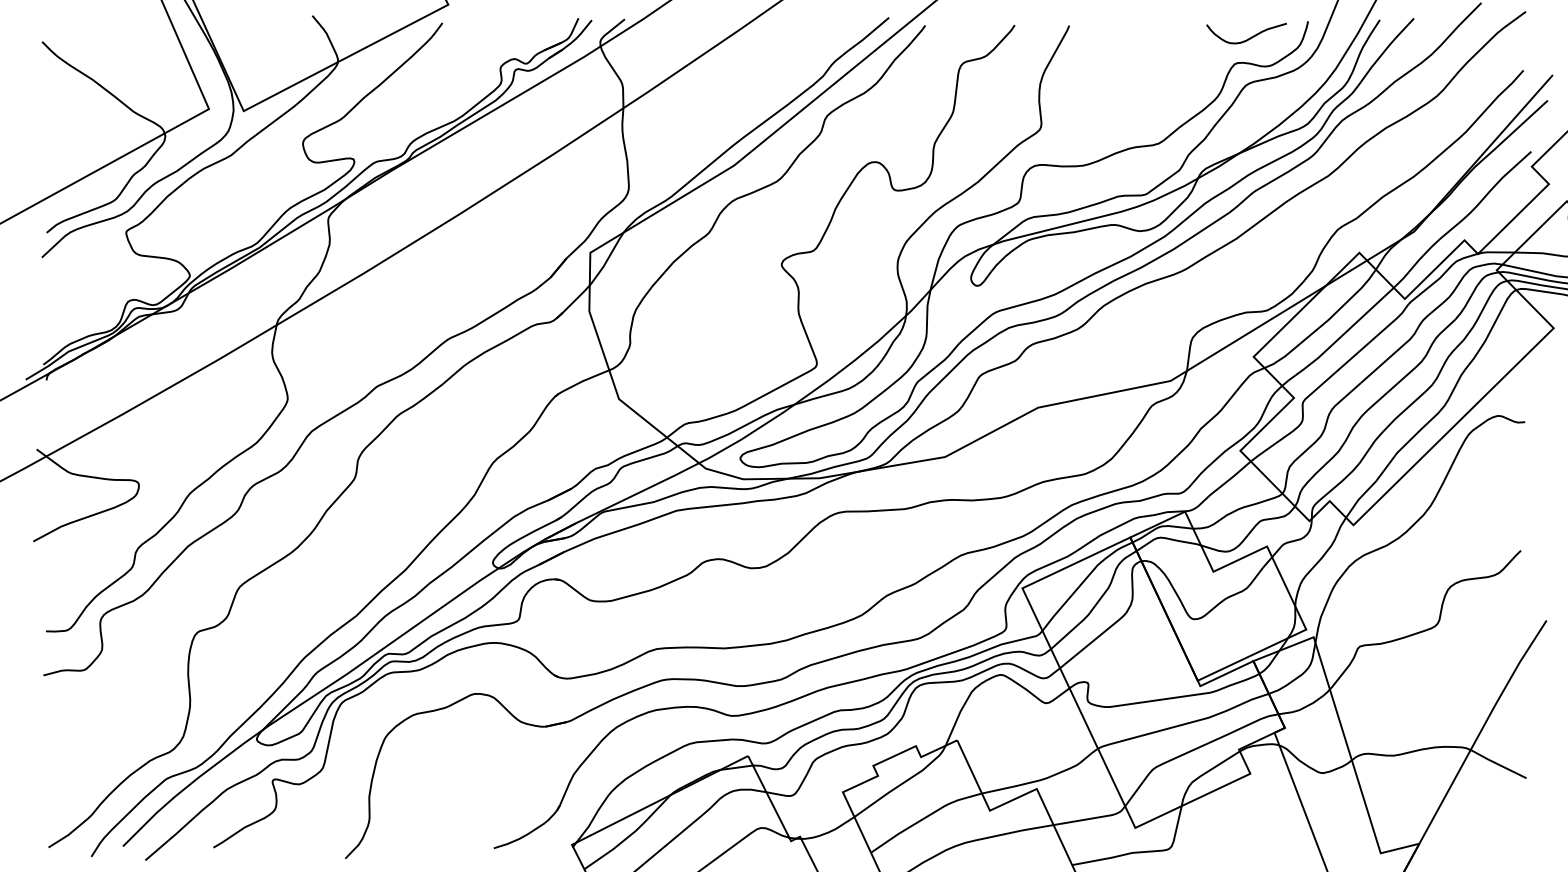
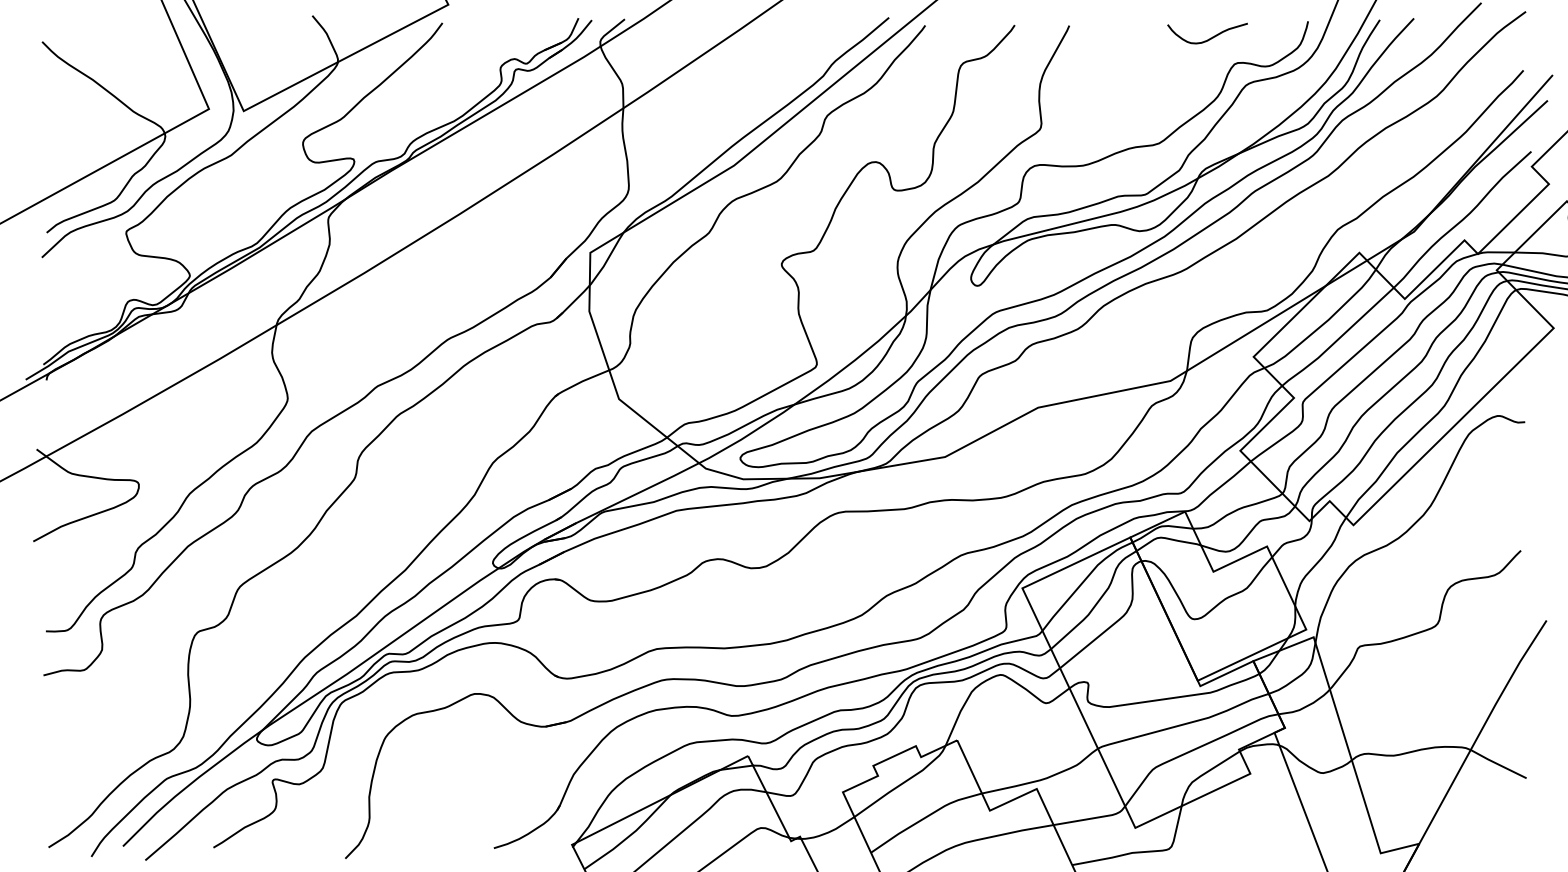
curve position: (1249, 37) -> (1210, 37) (1210, 37)
